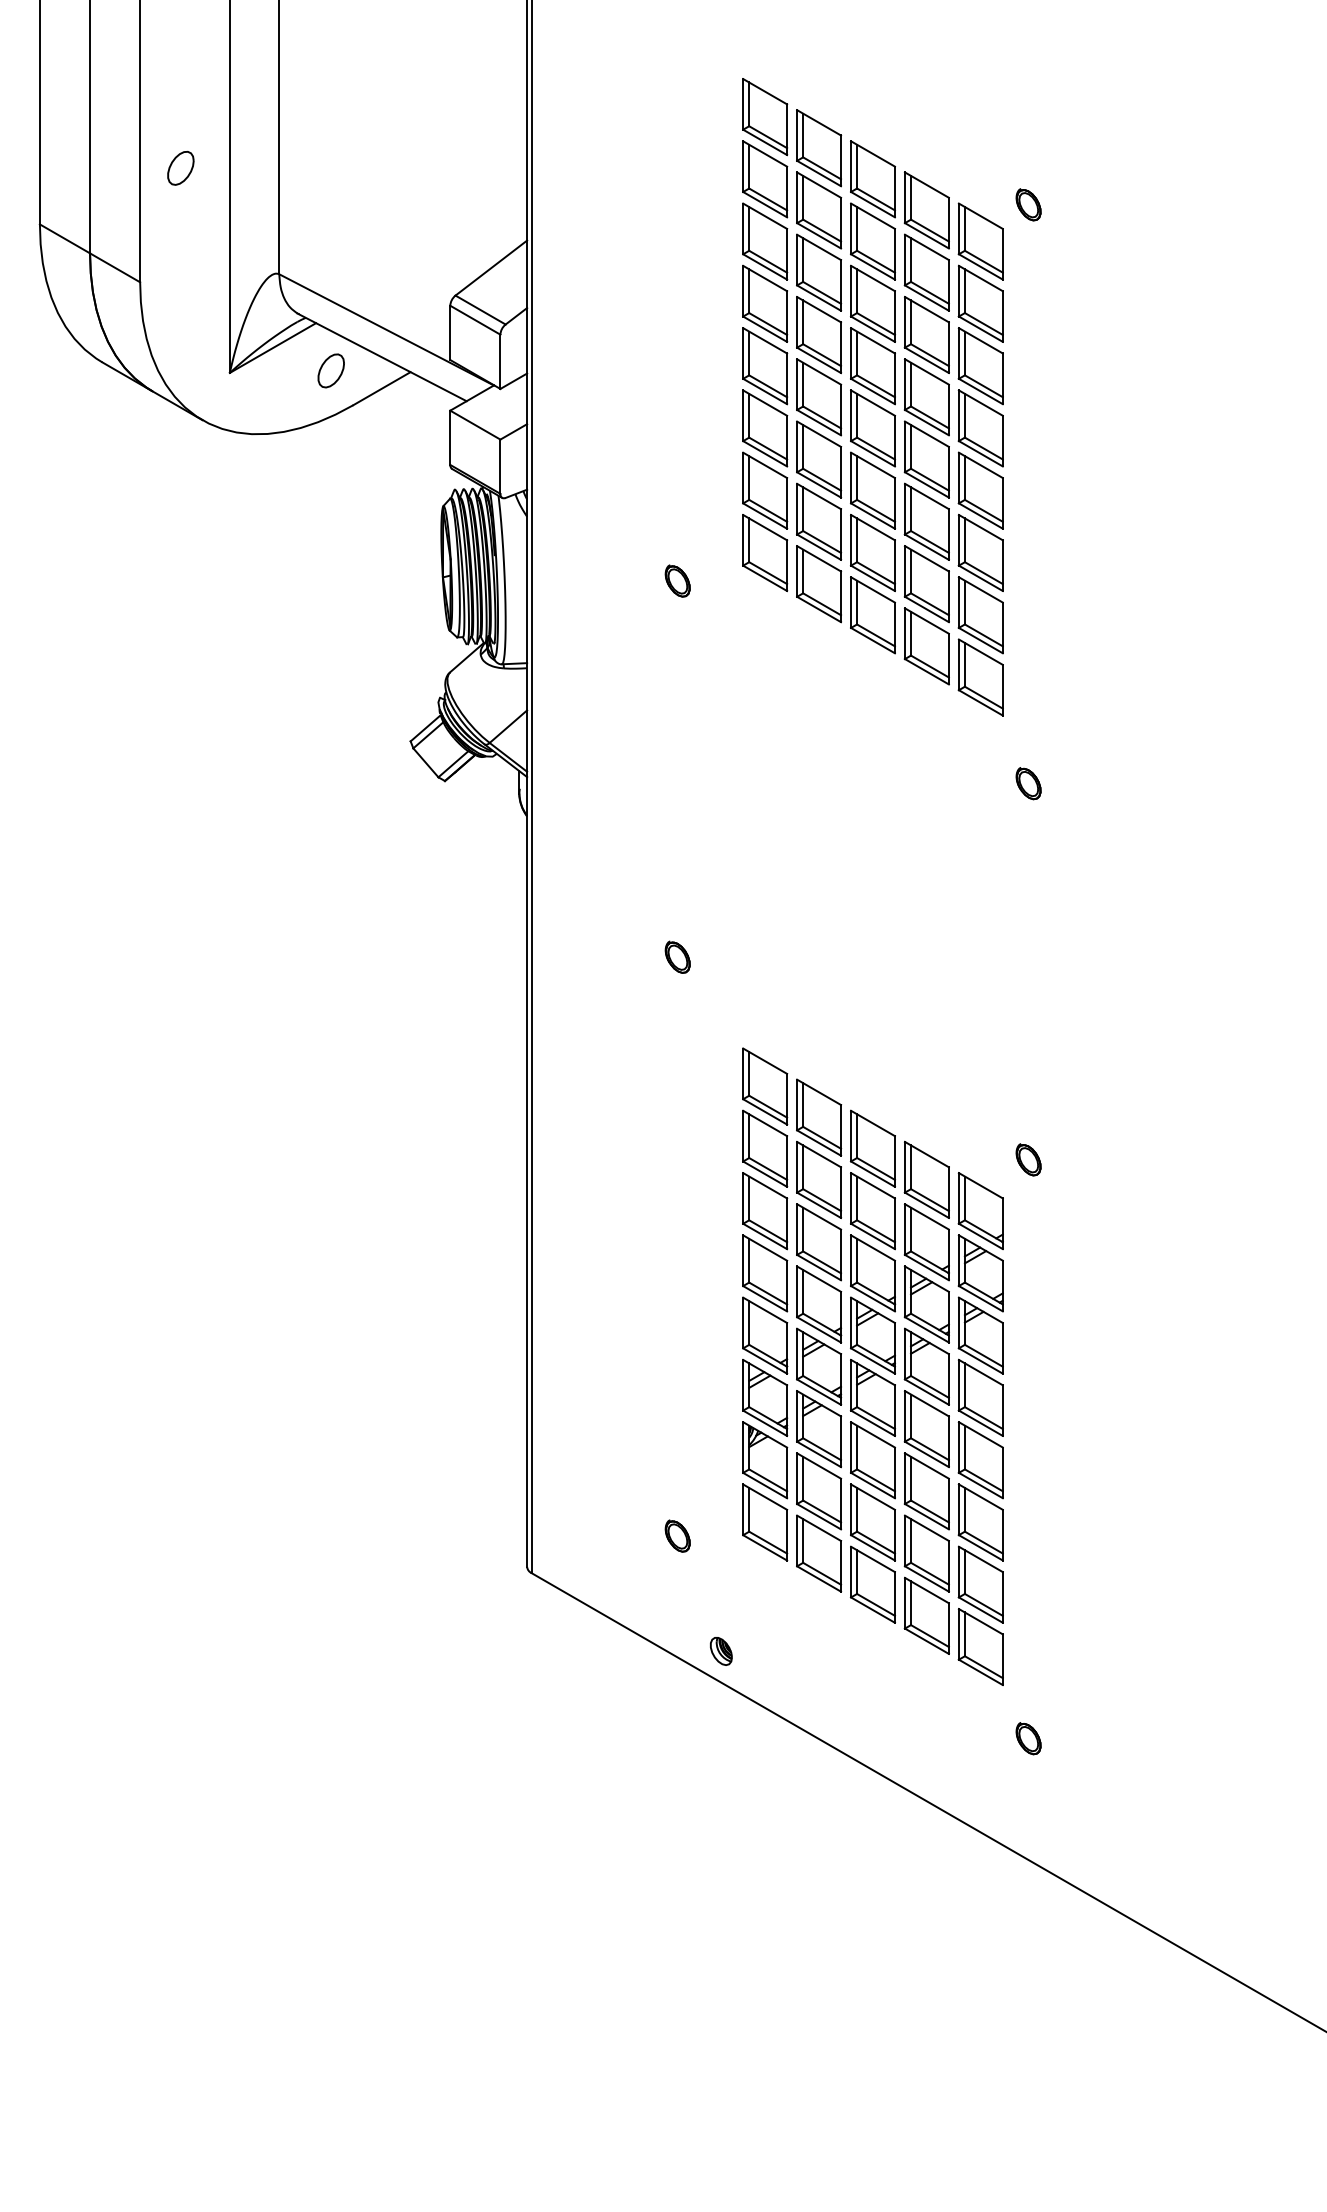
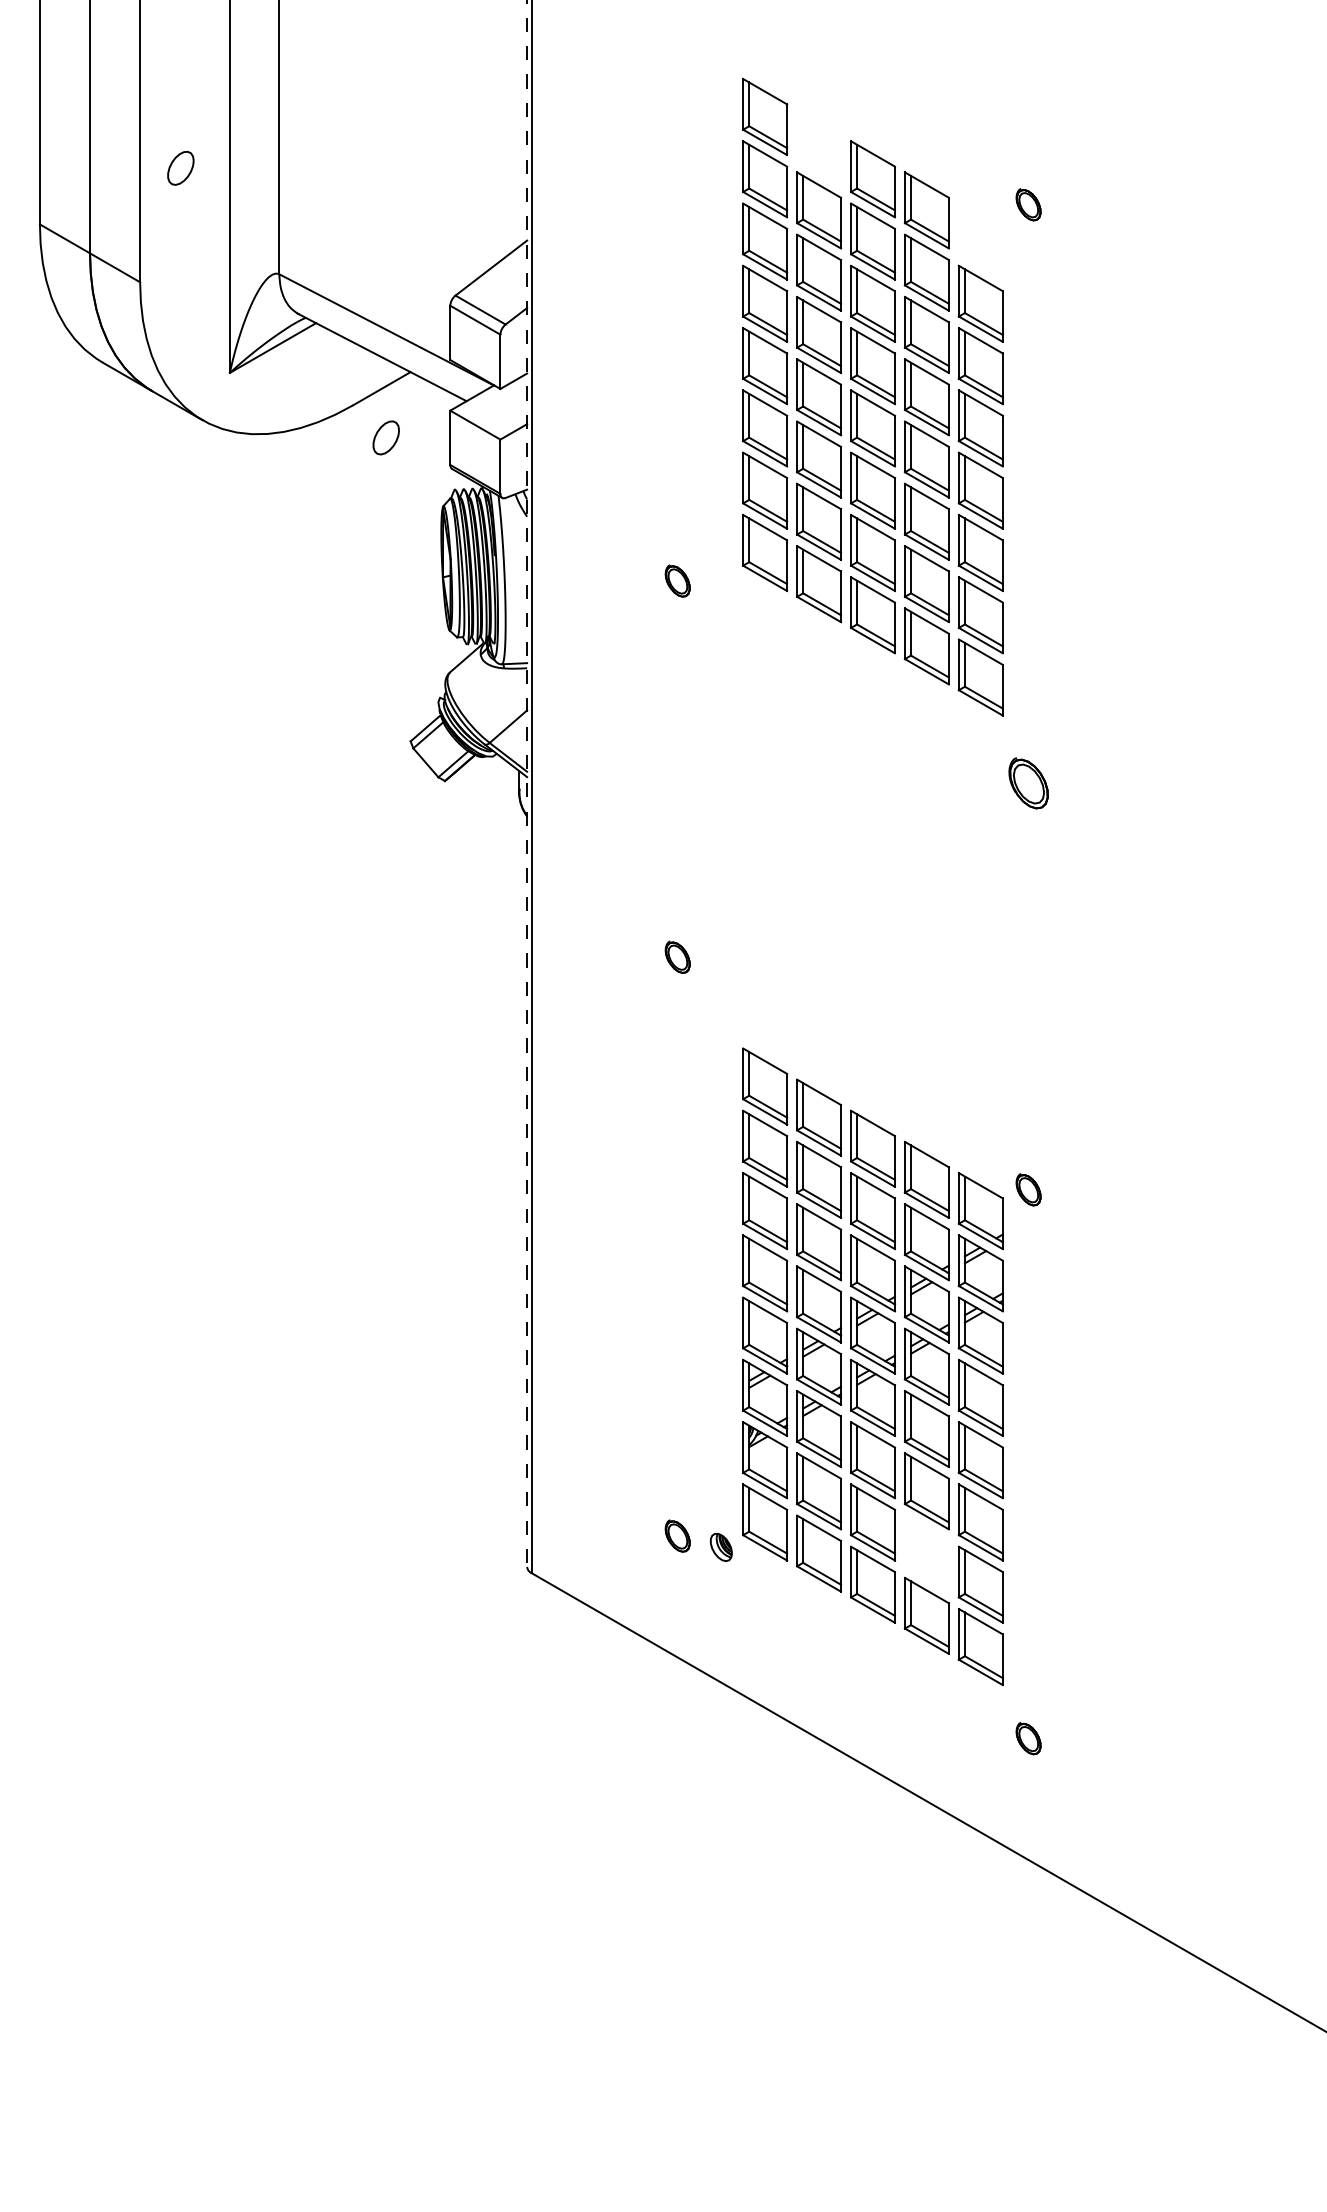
part: present -> none (819, 148)
part: present -> none (980, 241)
part position: (330, 370) -> (385, 437) (385, 437)
part size: 27x34 px -> 41x53 px (1028, 783)
line: solid -> dashed (527, 784)
part position: (1028, 1159) -> (1028, 1189) (1028, 1189)
part: present -> none (926, 1553)
part position: (721, 1651) -> (721, 1547) (721, 1547)
